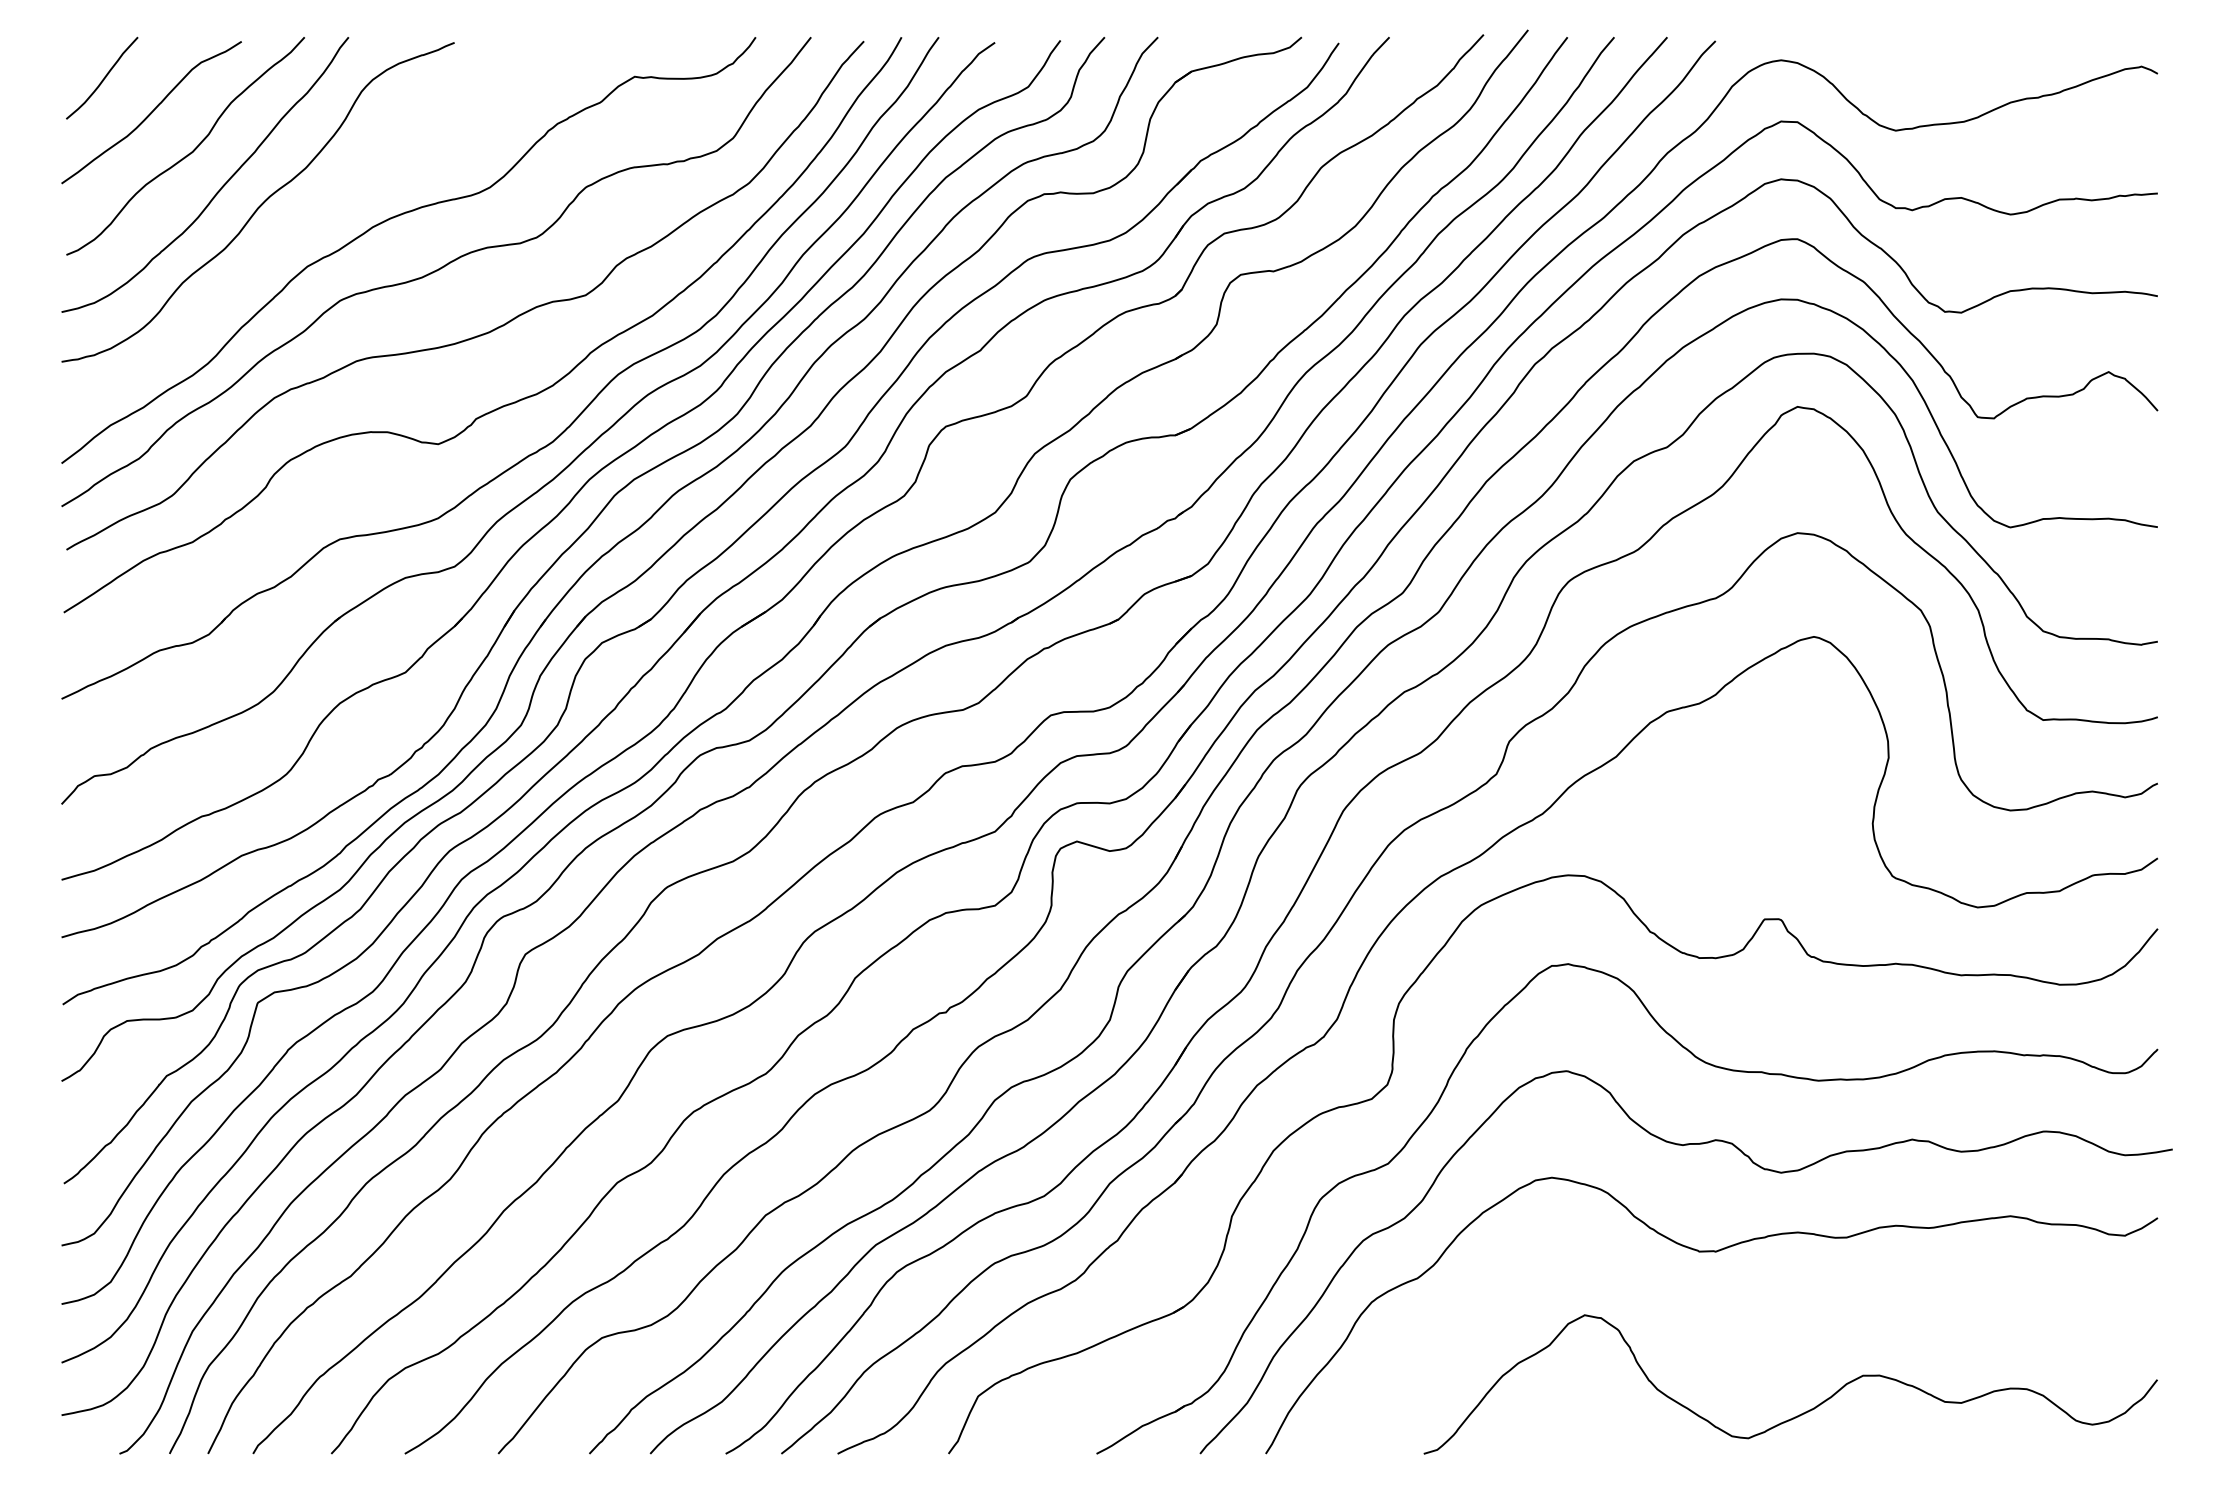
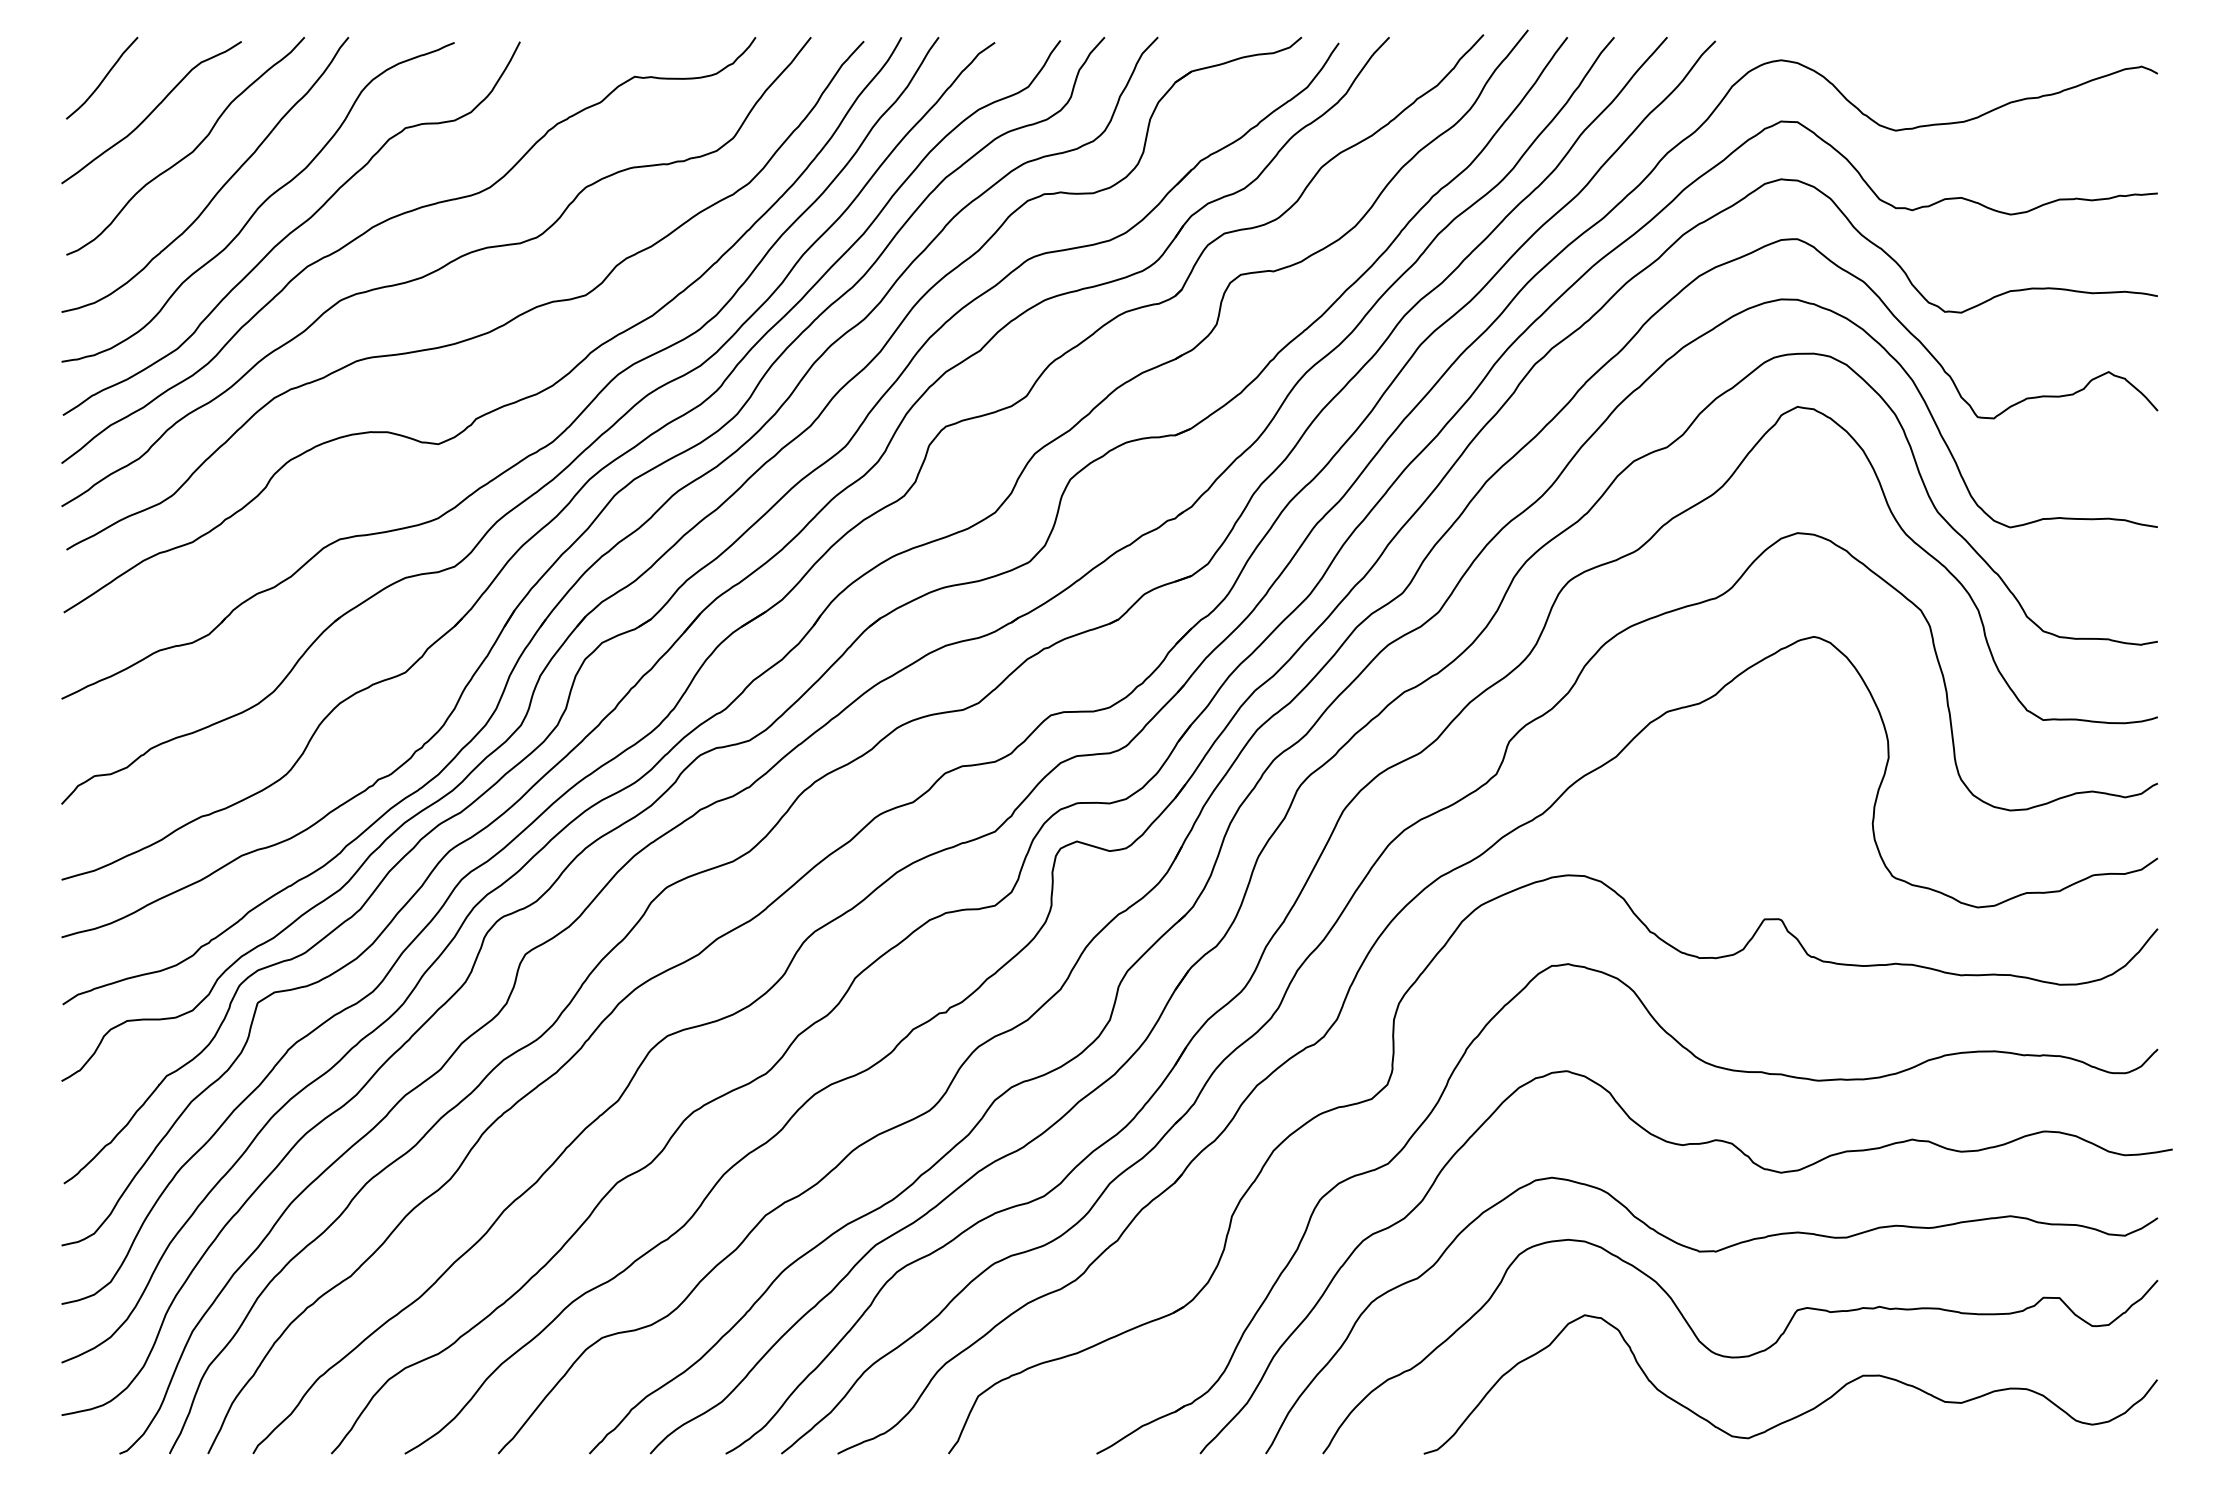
curve: none -> present (293, 229)
curve: none -> present (1743, 1355)
